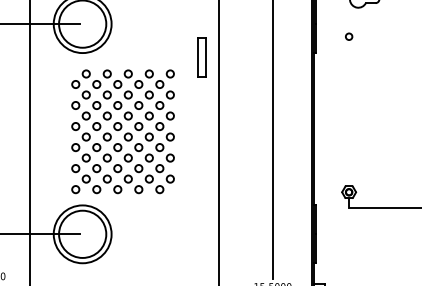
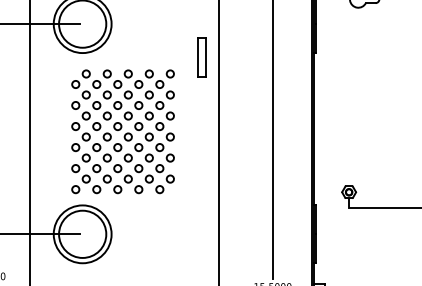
circle: present -> none (349, 36)
